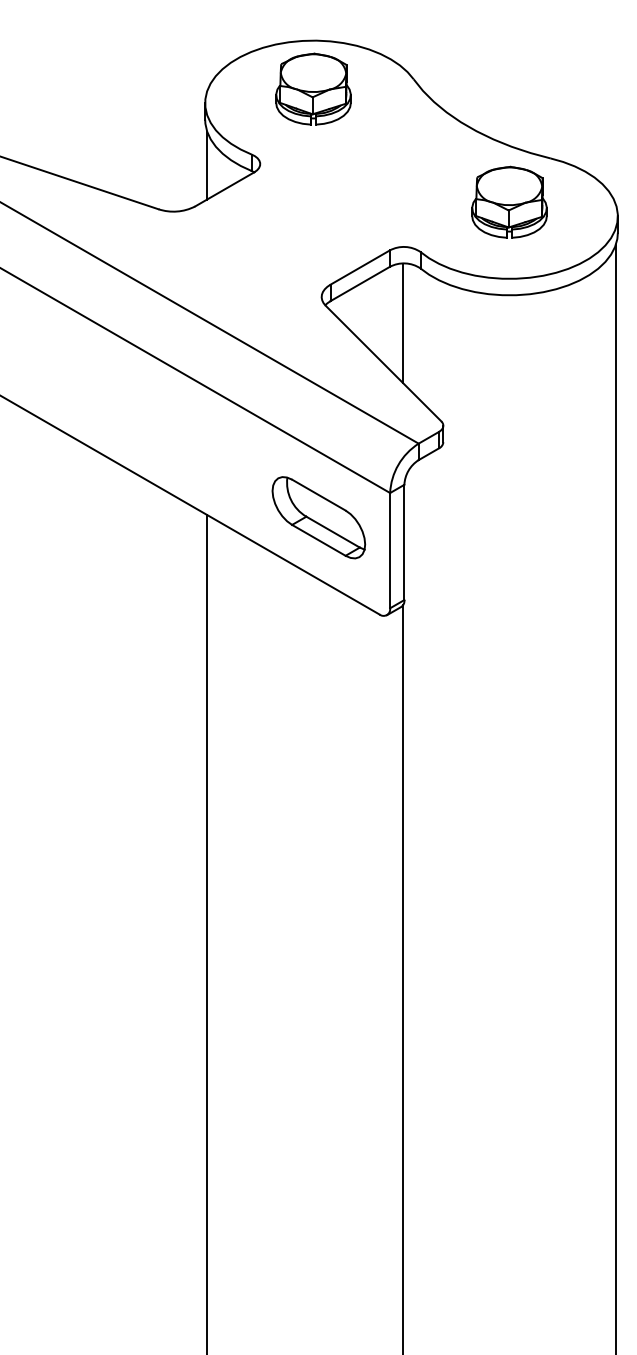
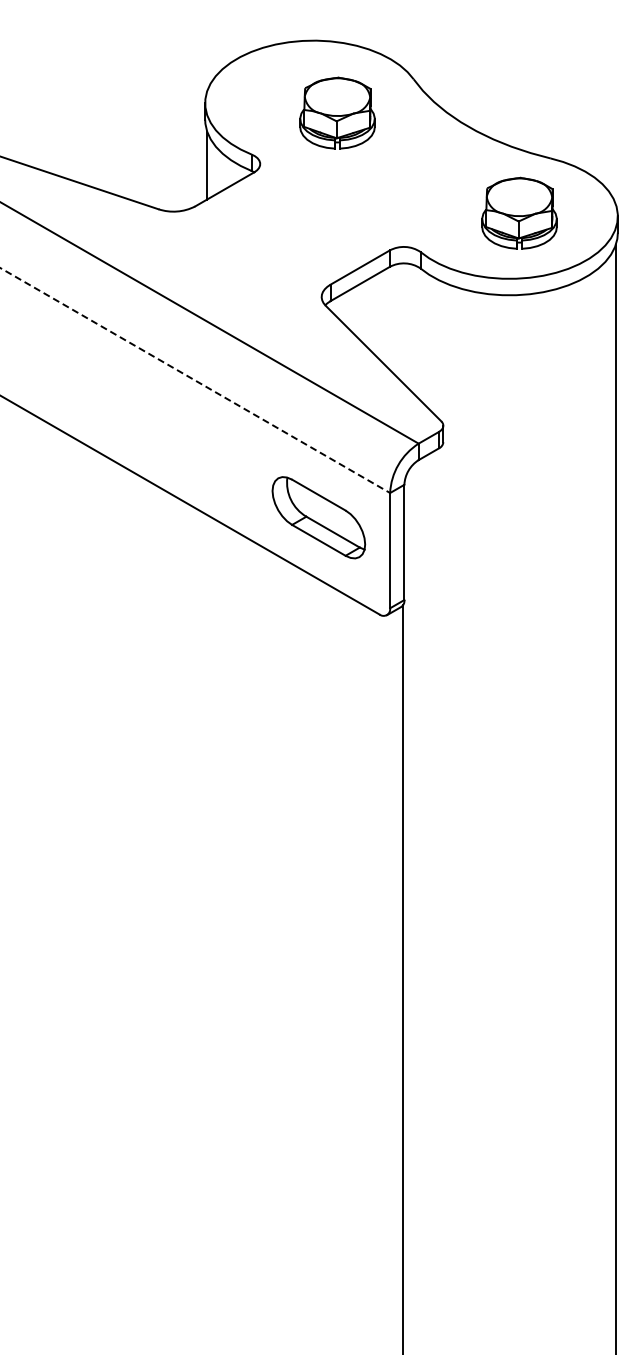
part position: (313, 88) -> (337, 112) (337, 112)
part position: (509, 201) -> (519, 212) (519, 212)
line: present -> none (403, 323)
line: solid -> dashed (195, 380)
line: present -> none (207, 932)
